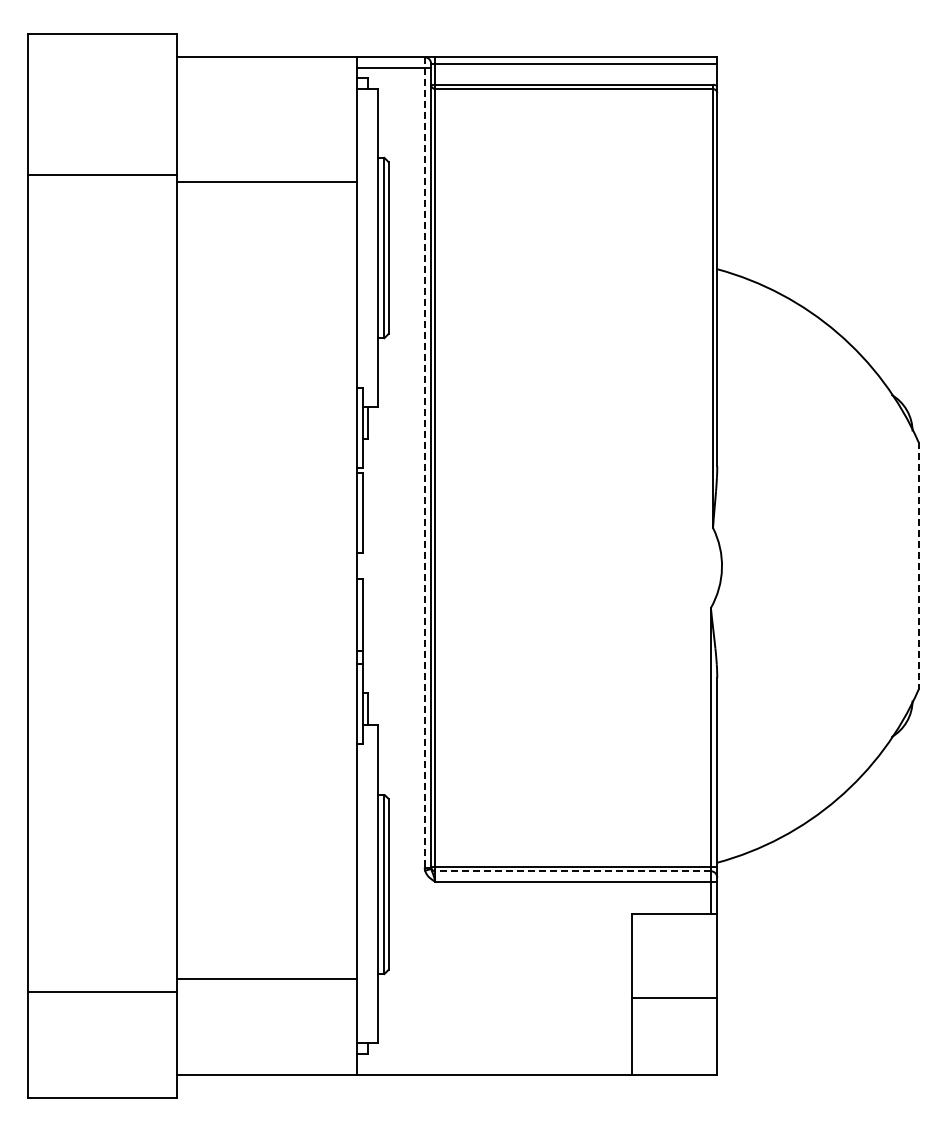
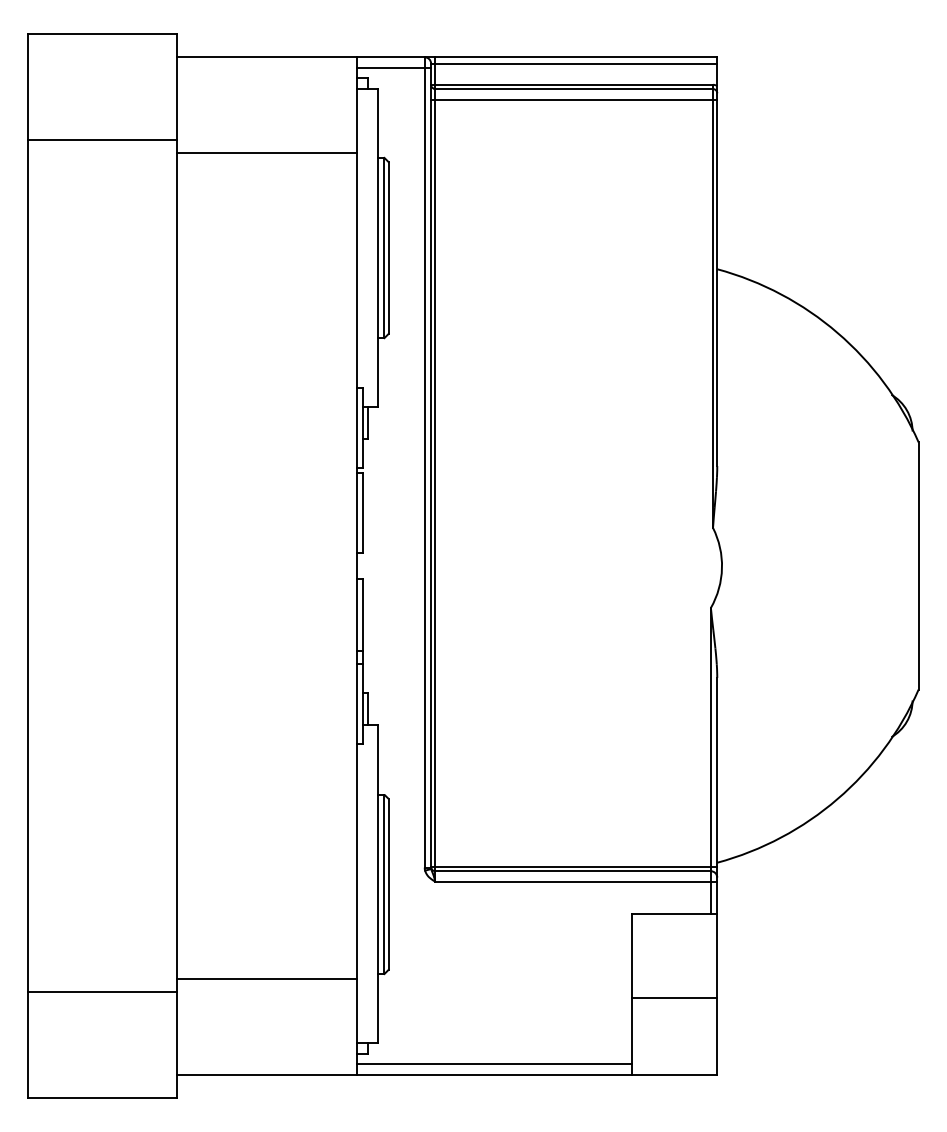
line: none -> present (574, 99)
line position: (102, 174) -> (102, 139) (102, 139)
line position: (266, 181) -> (266, 152) (266, 152)
line: dashed -> solid (424, 462)
line: dashed -> solid (918, 566)
line: dashed -> solid (573, 871)
line: none -> present (494, 1064)
